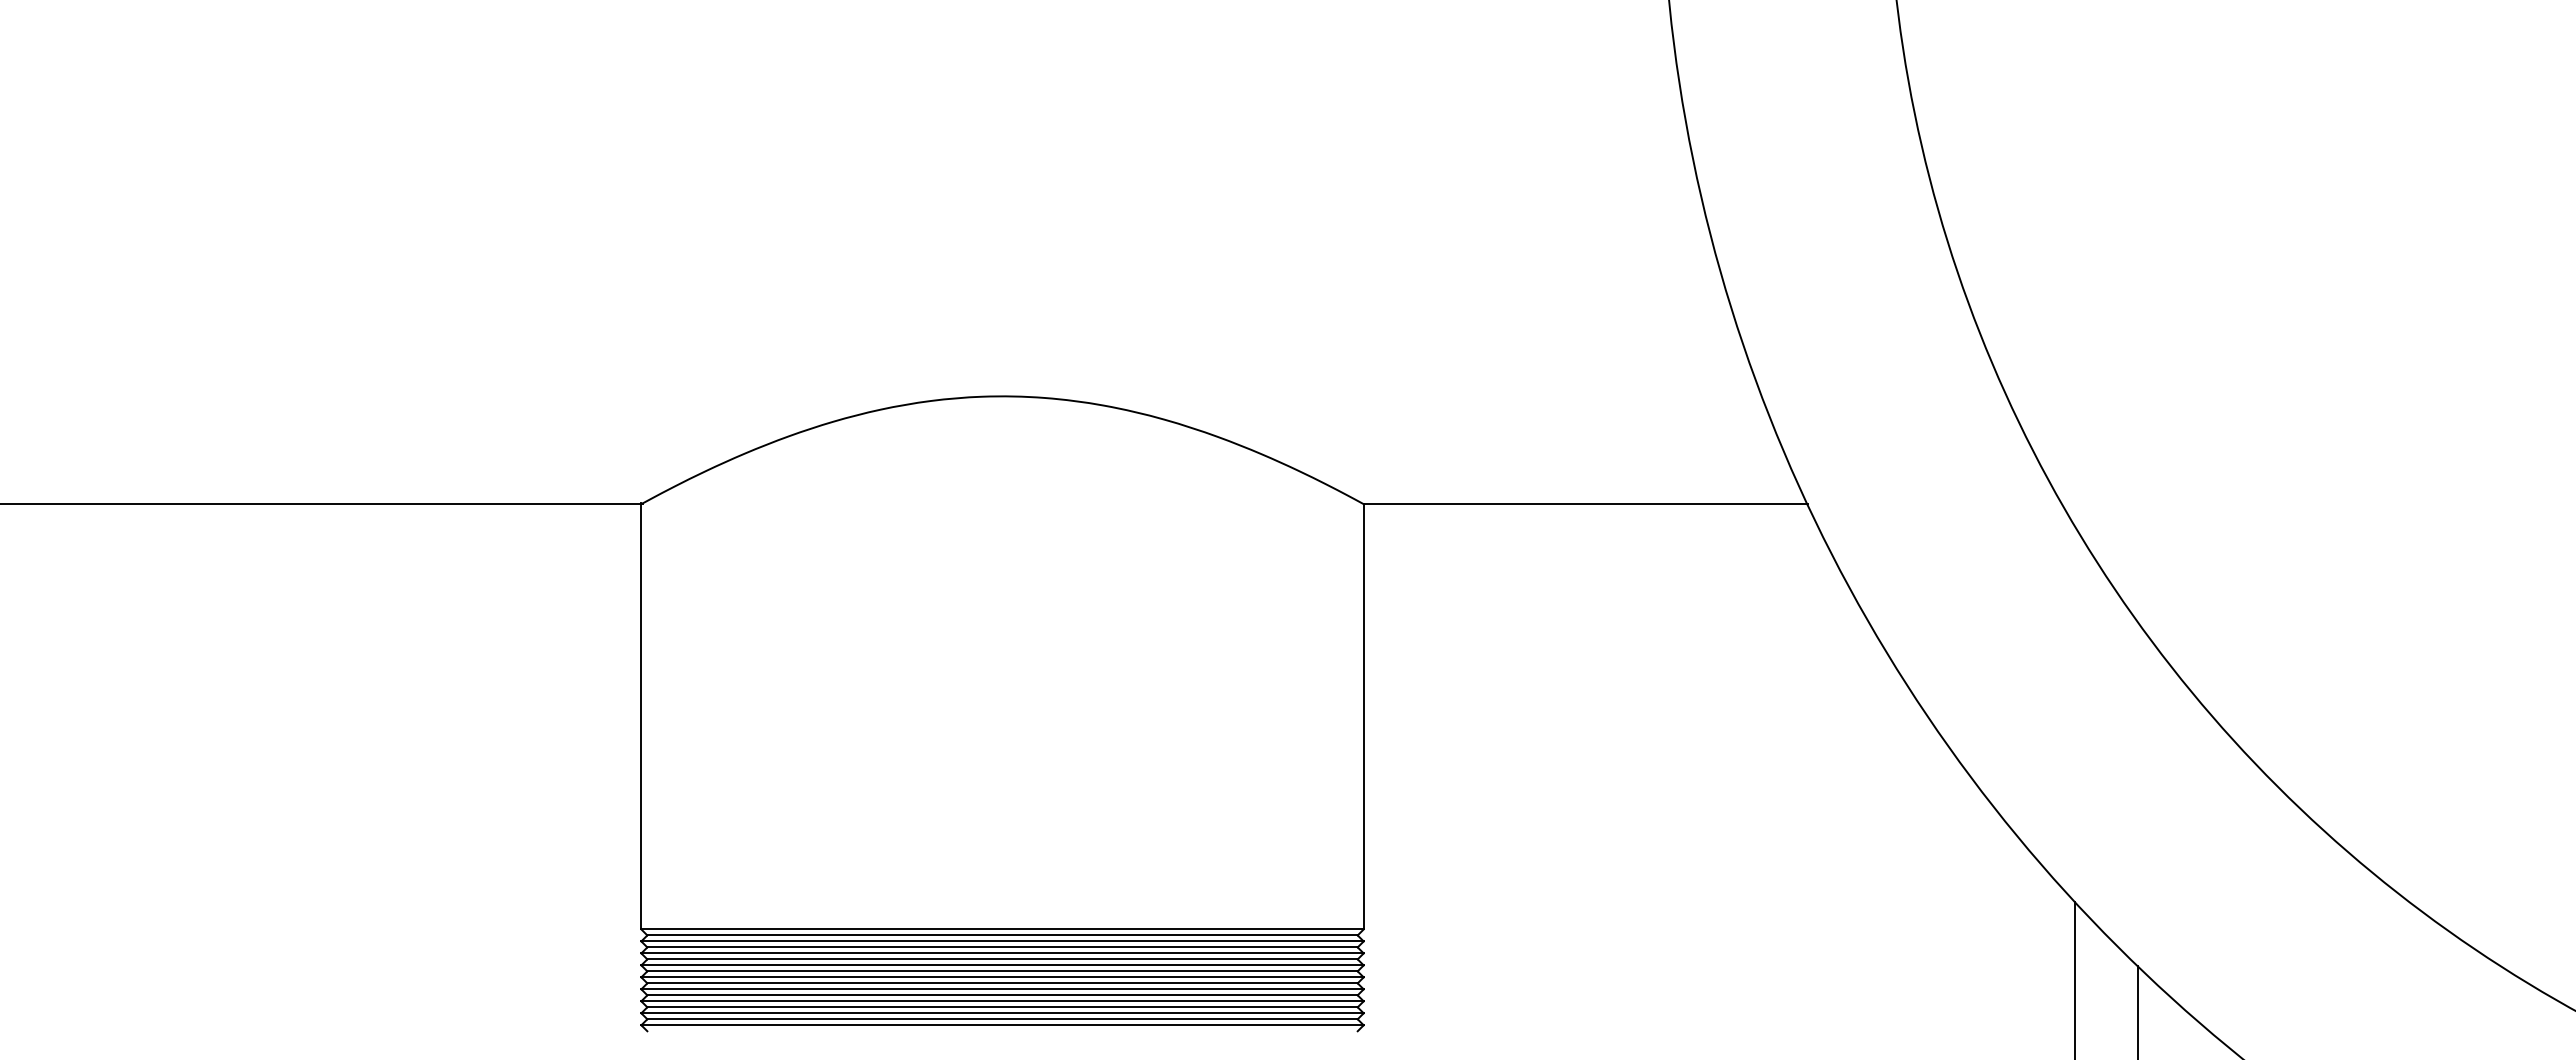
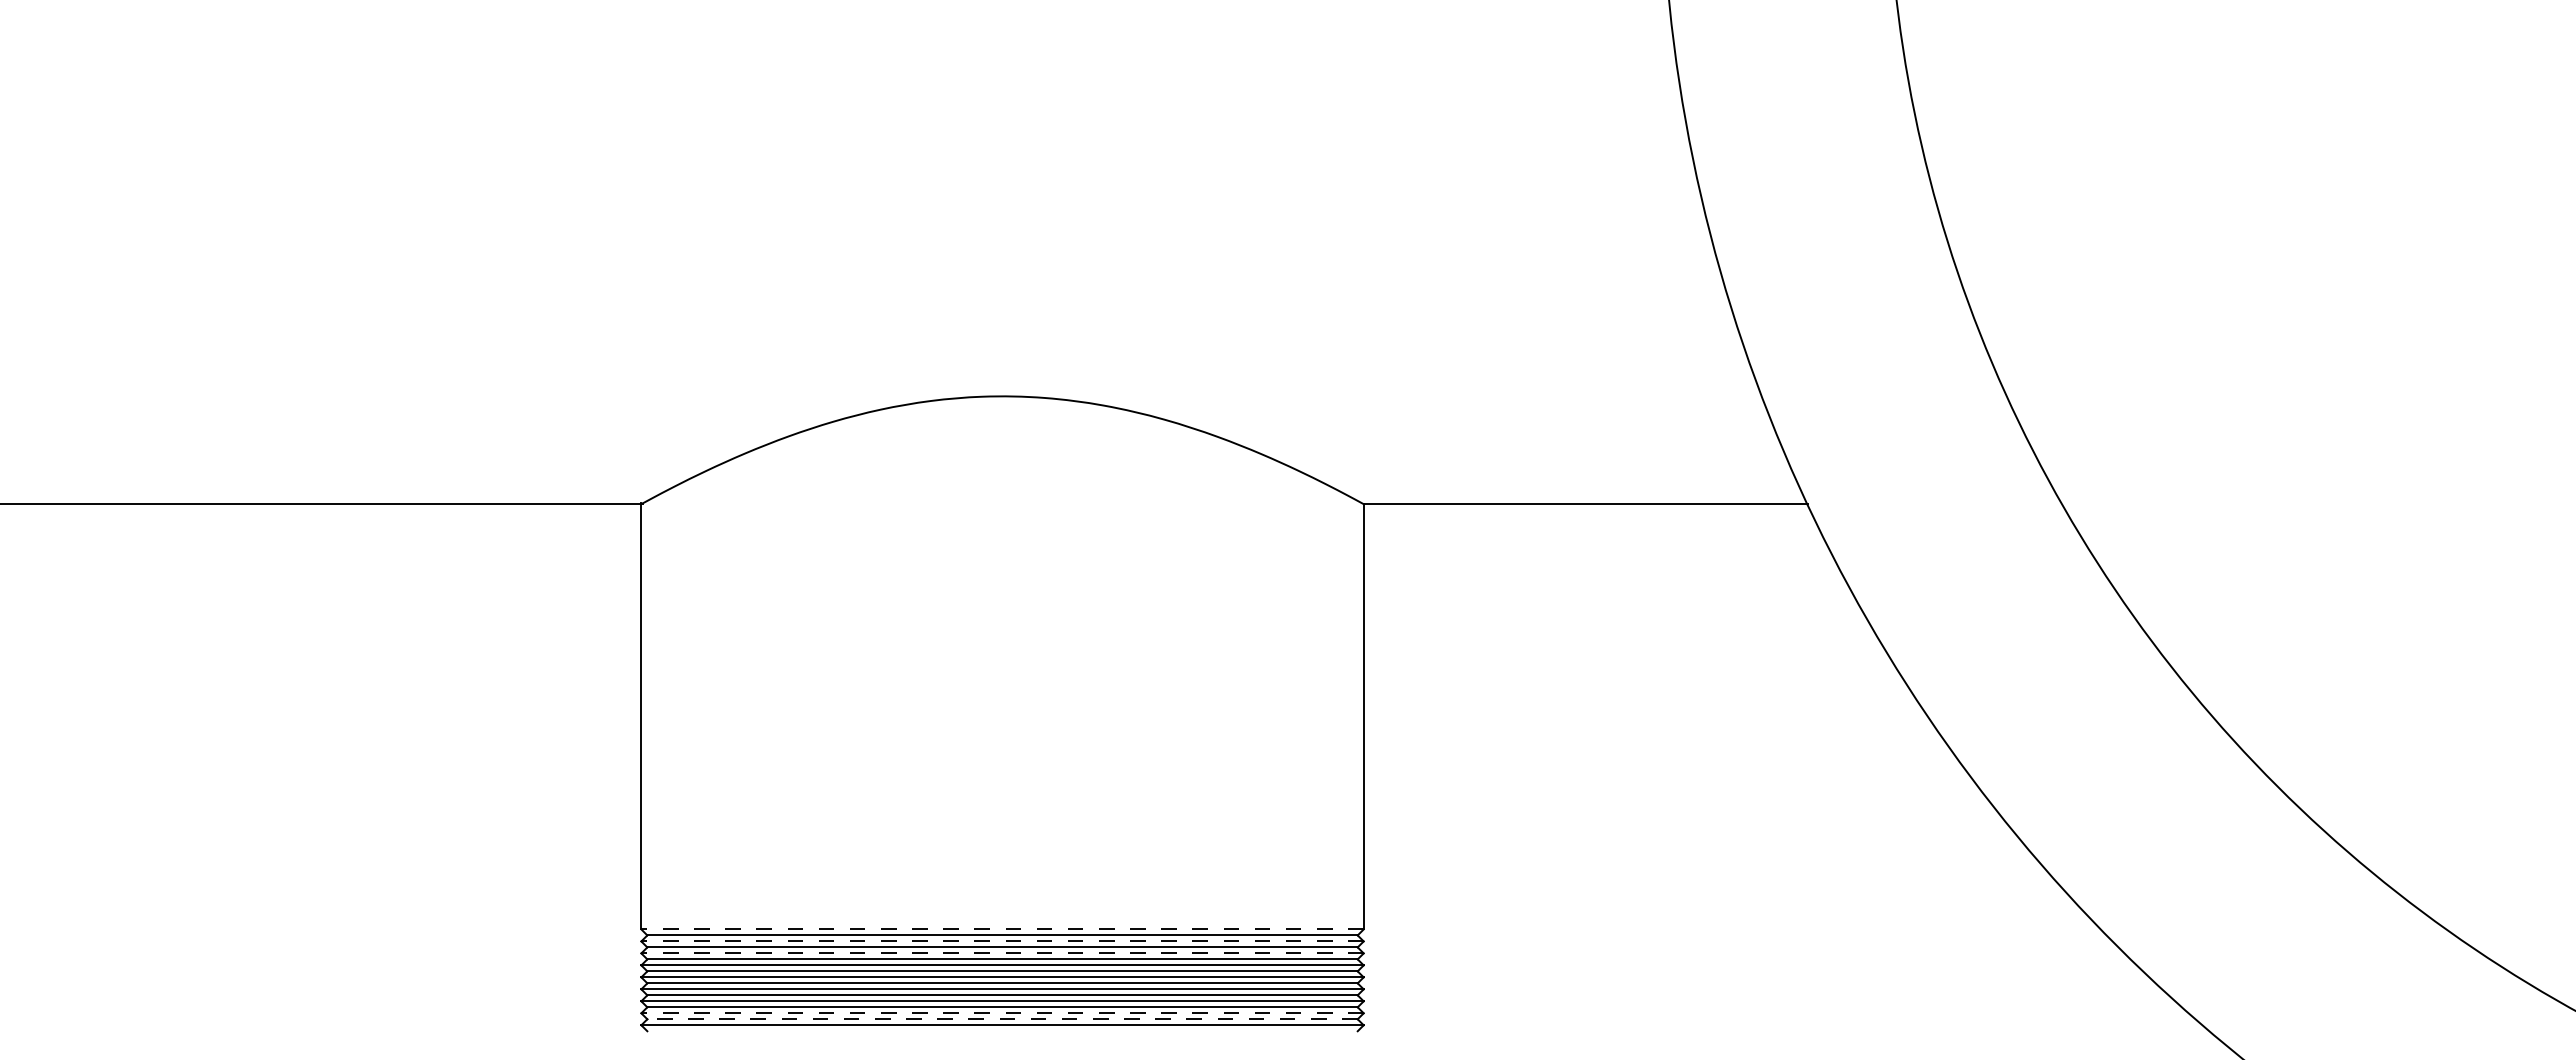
line: solid -> dashed (1002, 929)
line: solid -> dashed (1002, 941)
line: solid -> dashed (1002, 953)
line: present -> none (2074, 978)
line: present -> none (2137, 1011)
line: solid -> dashed (1002, 1013)
line: solid -> dashed (1002, 1019)
